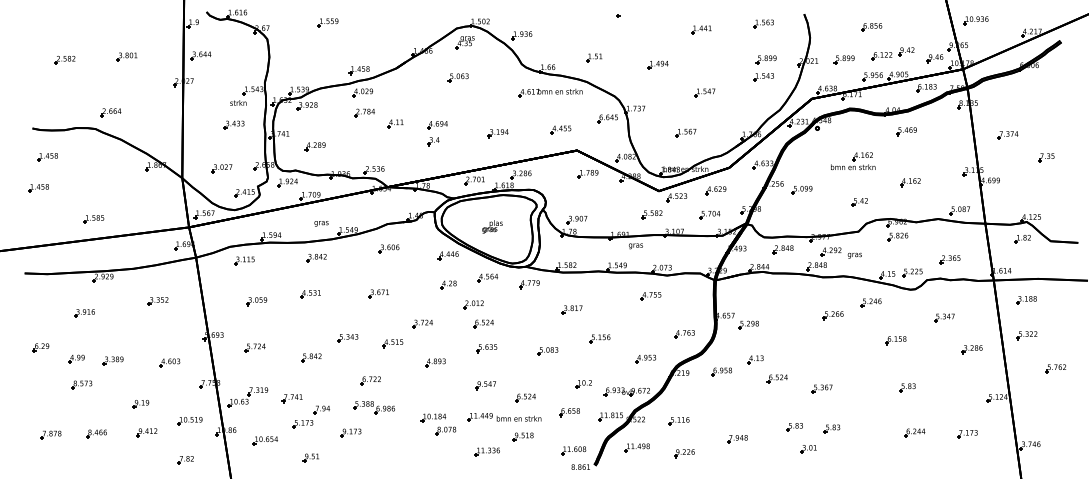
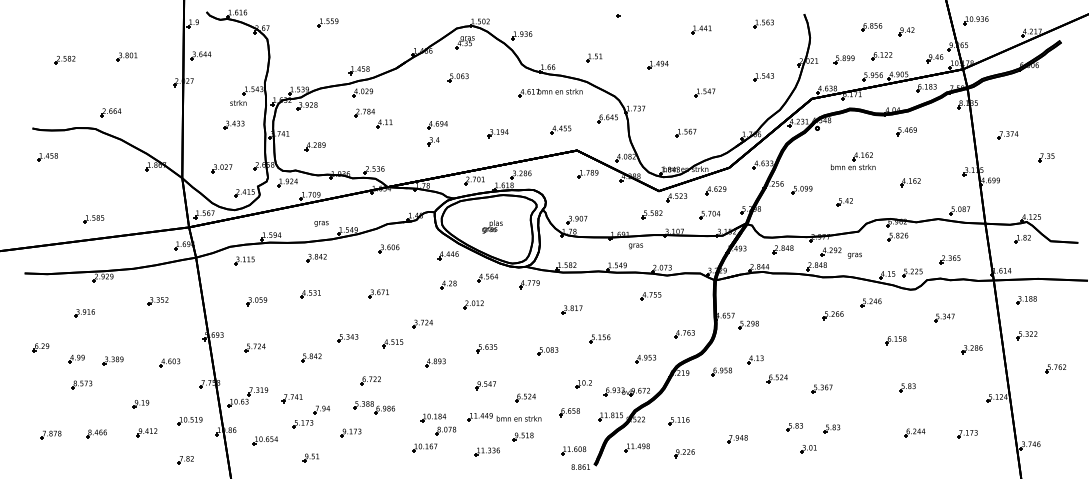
part position: (906, 51) -> (906, 31) (906, 31)
part: present -> none (765, 59)
part position: (395, 123) -> (384, 123) (384, 123)
part: present -> none (38, 188)
part position: (859, 202) -> (844, 202) (844, 202)
part: present -> none (483, 323)
part: none -> present (424, 447)
